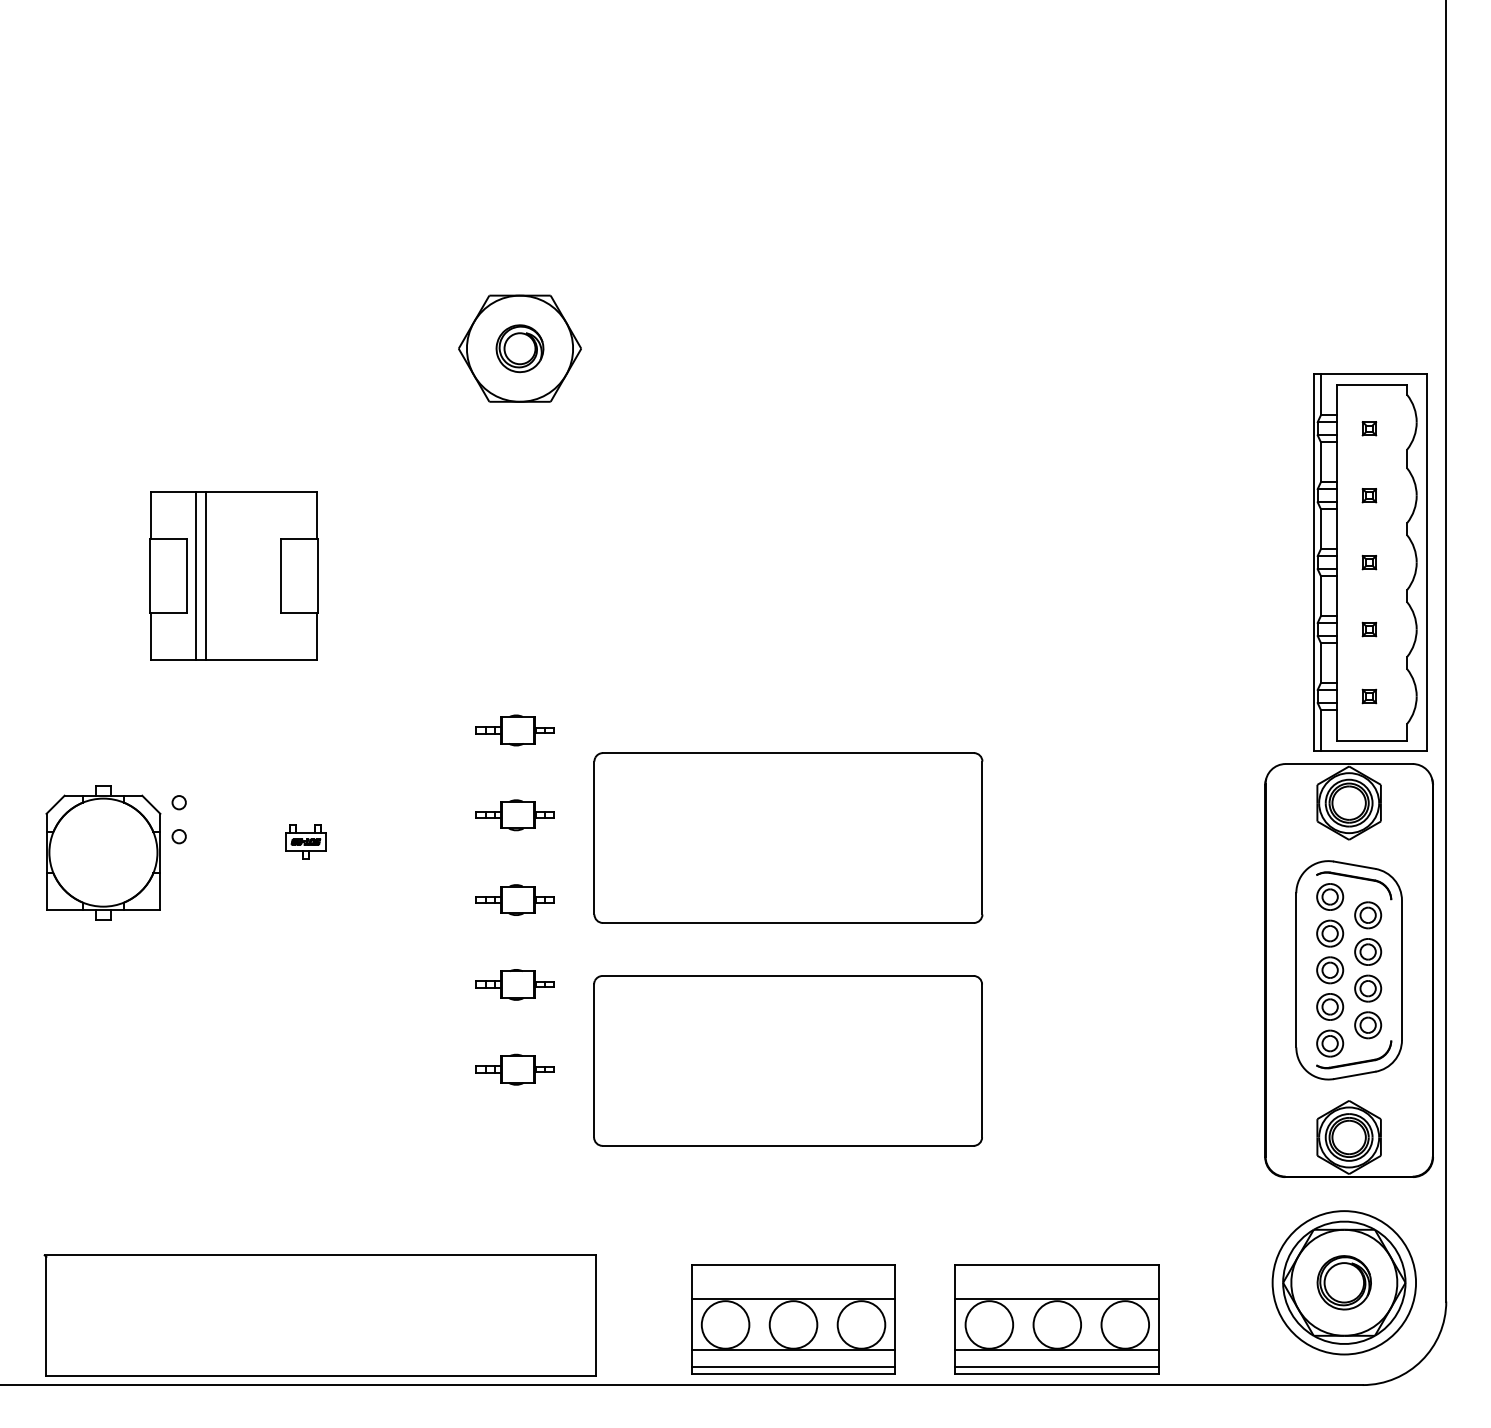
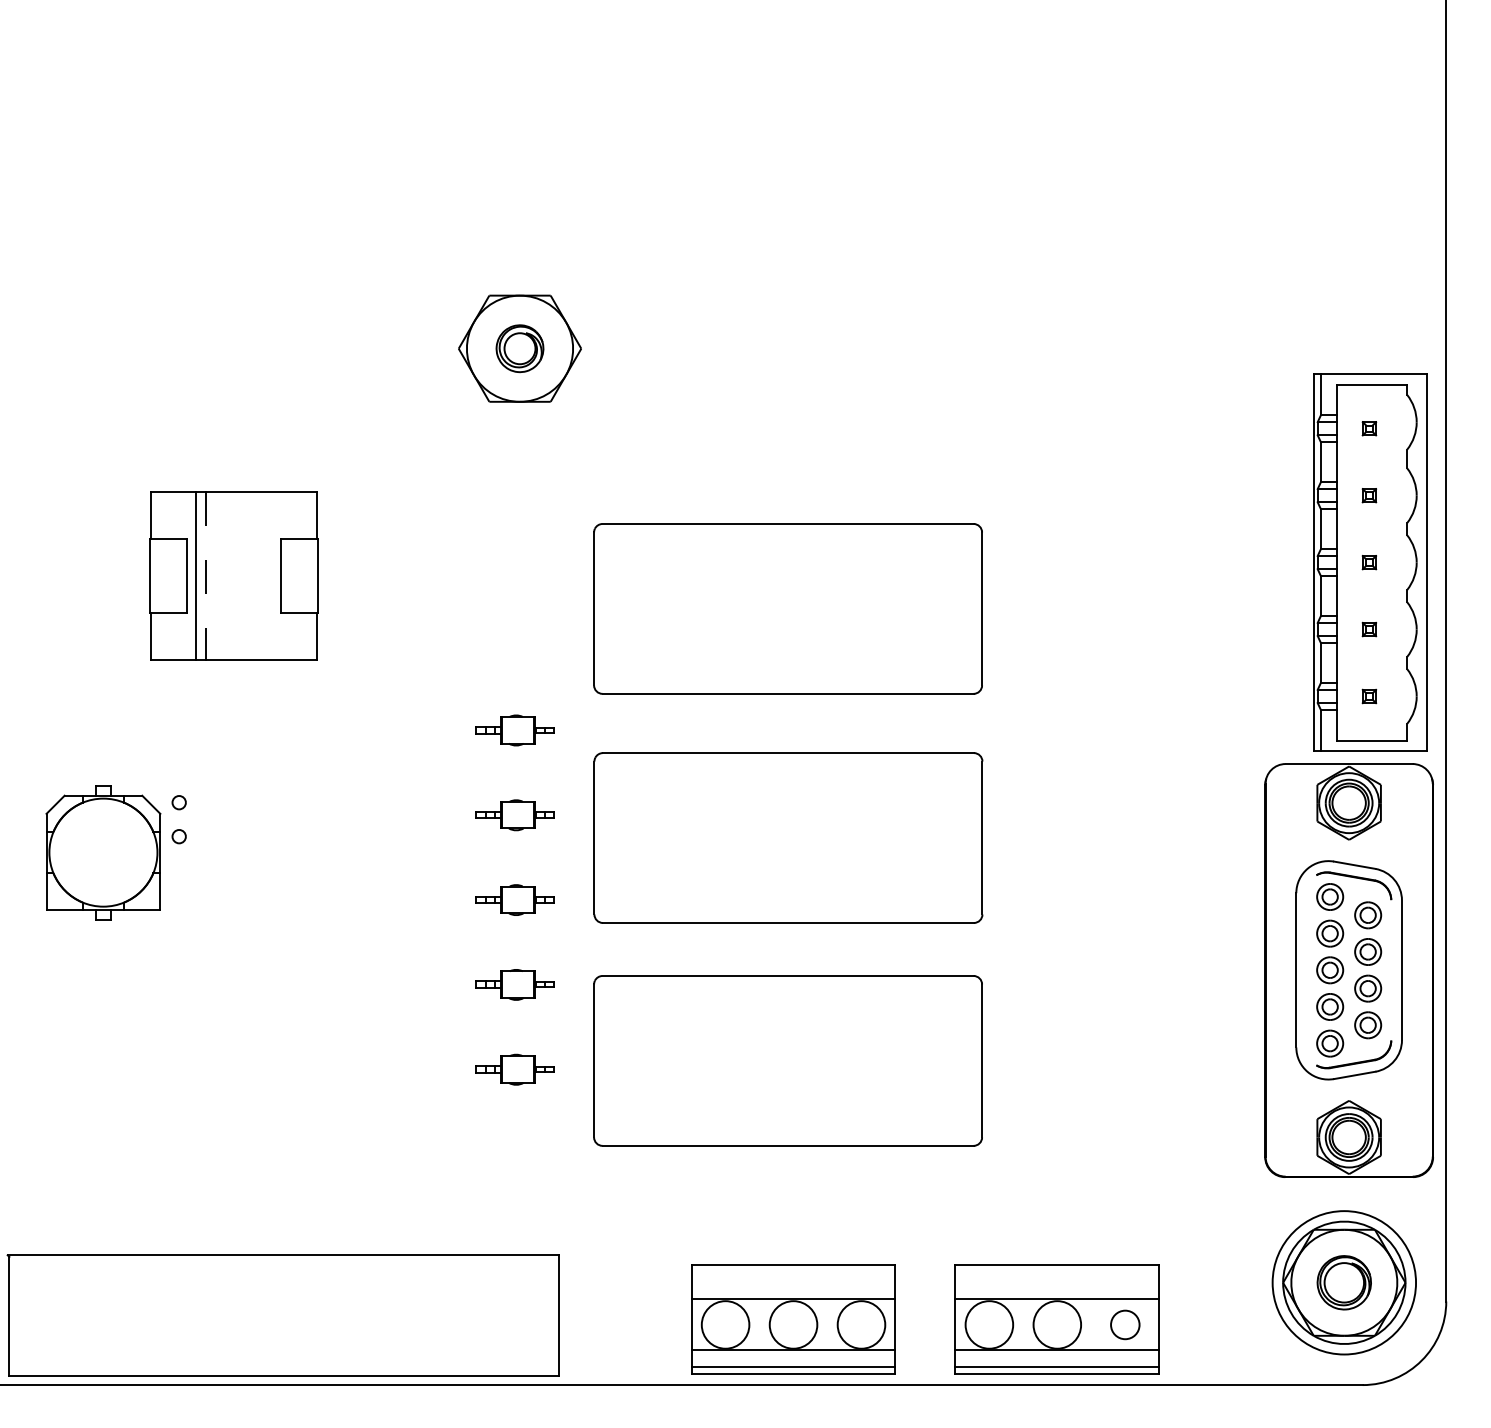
line: solid -> dashed (205, 576)
part: none -> present (787, 608)
part: present -> none (305, 841)
part position: (319, 1315) -> (282, 1315) (282, 1315)
circle diameter: 48 px -> 29 px (1125, 1324)
